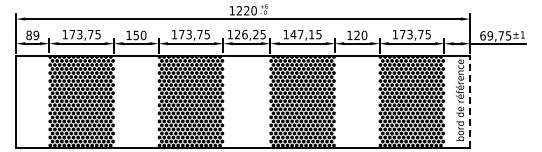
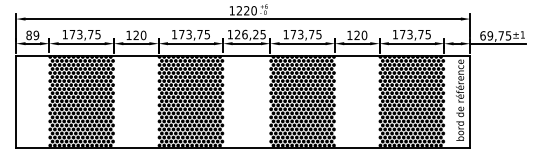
text: 147,15 -> 173,75 (302, 34)
text: 150 -> 120 (135, 35)
line: dashed -> solid (470, 101)
